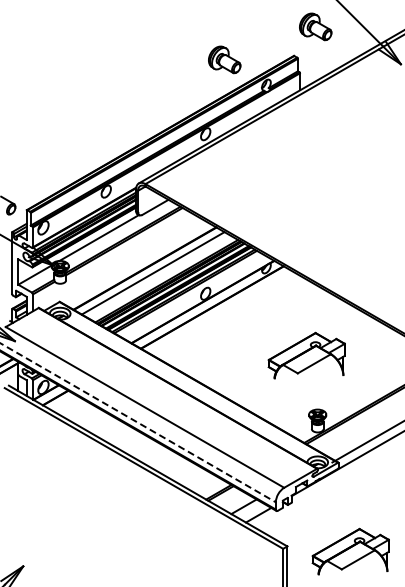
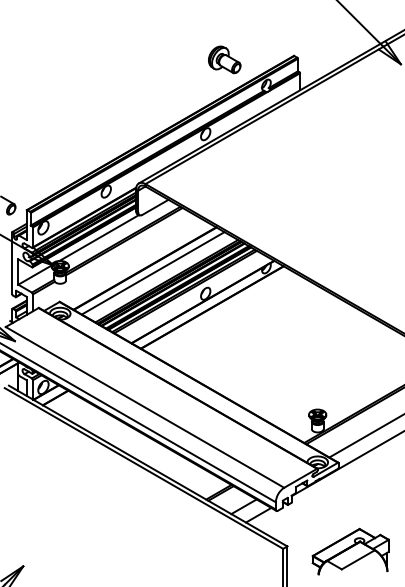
part: present -> none (315, 26)
part: present -> none (306, 355)
line: dashed -> solid (138, 422)
line position: (366, 442) -> (365, 436) (365, 436)
